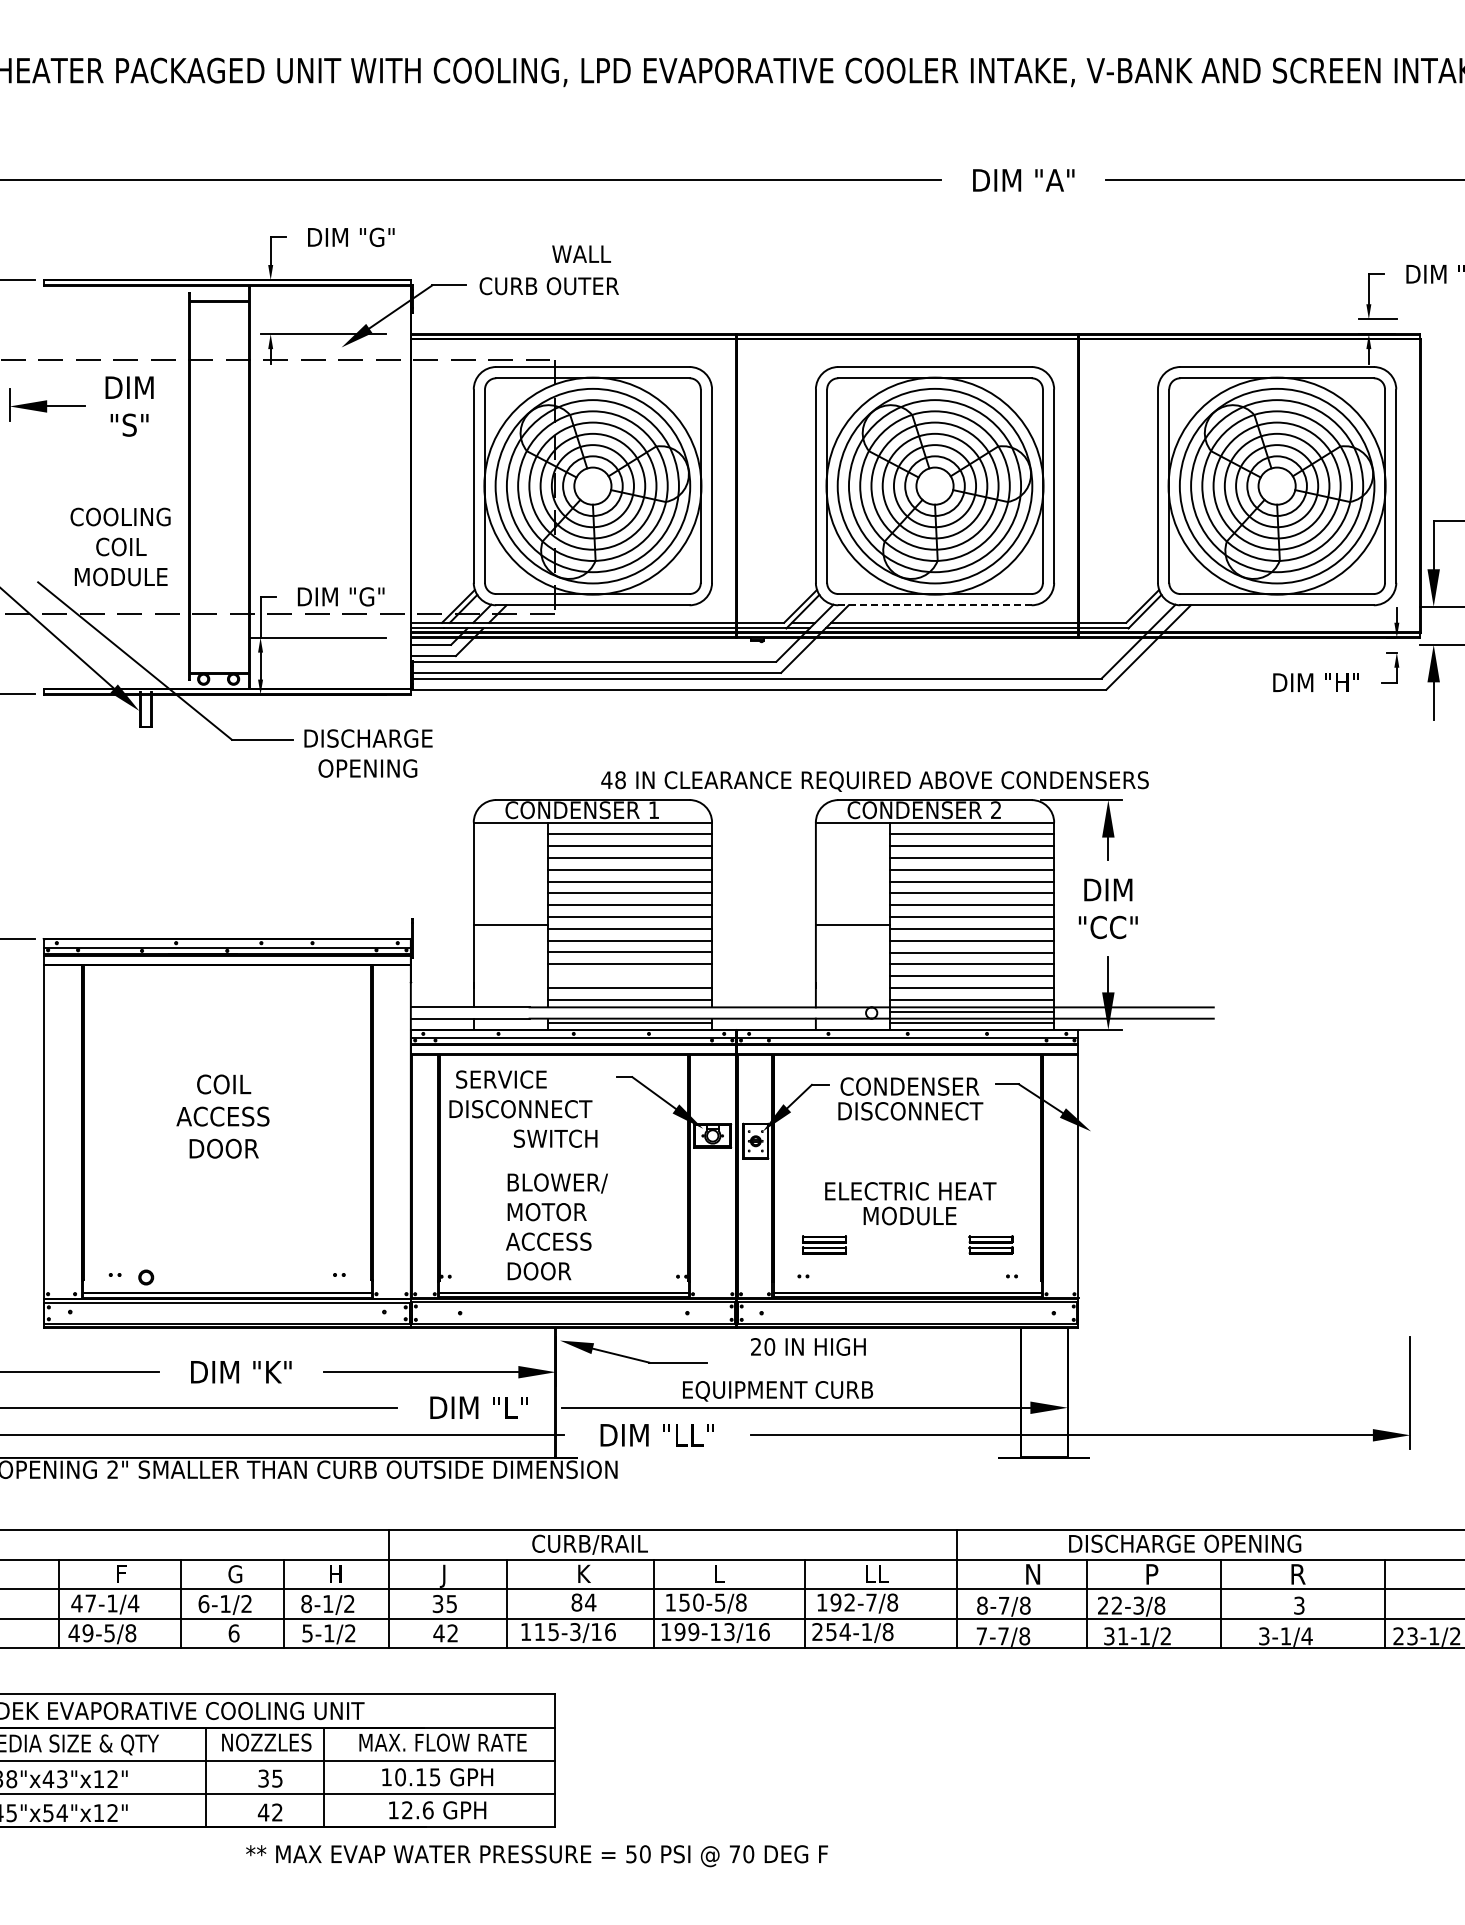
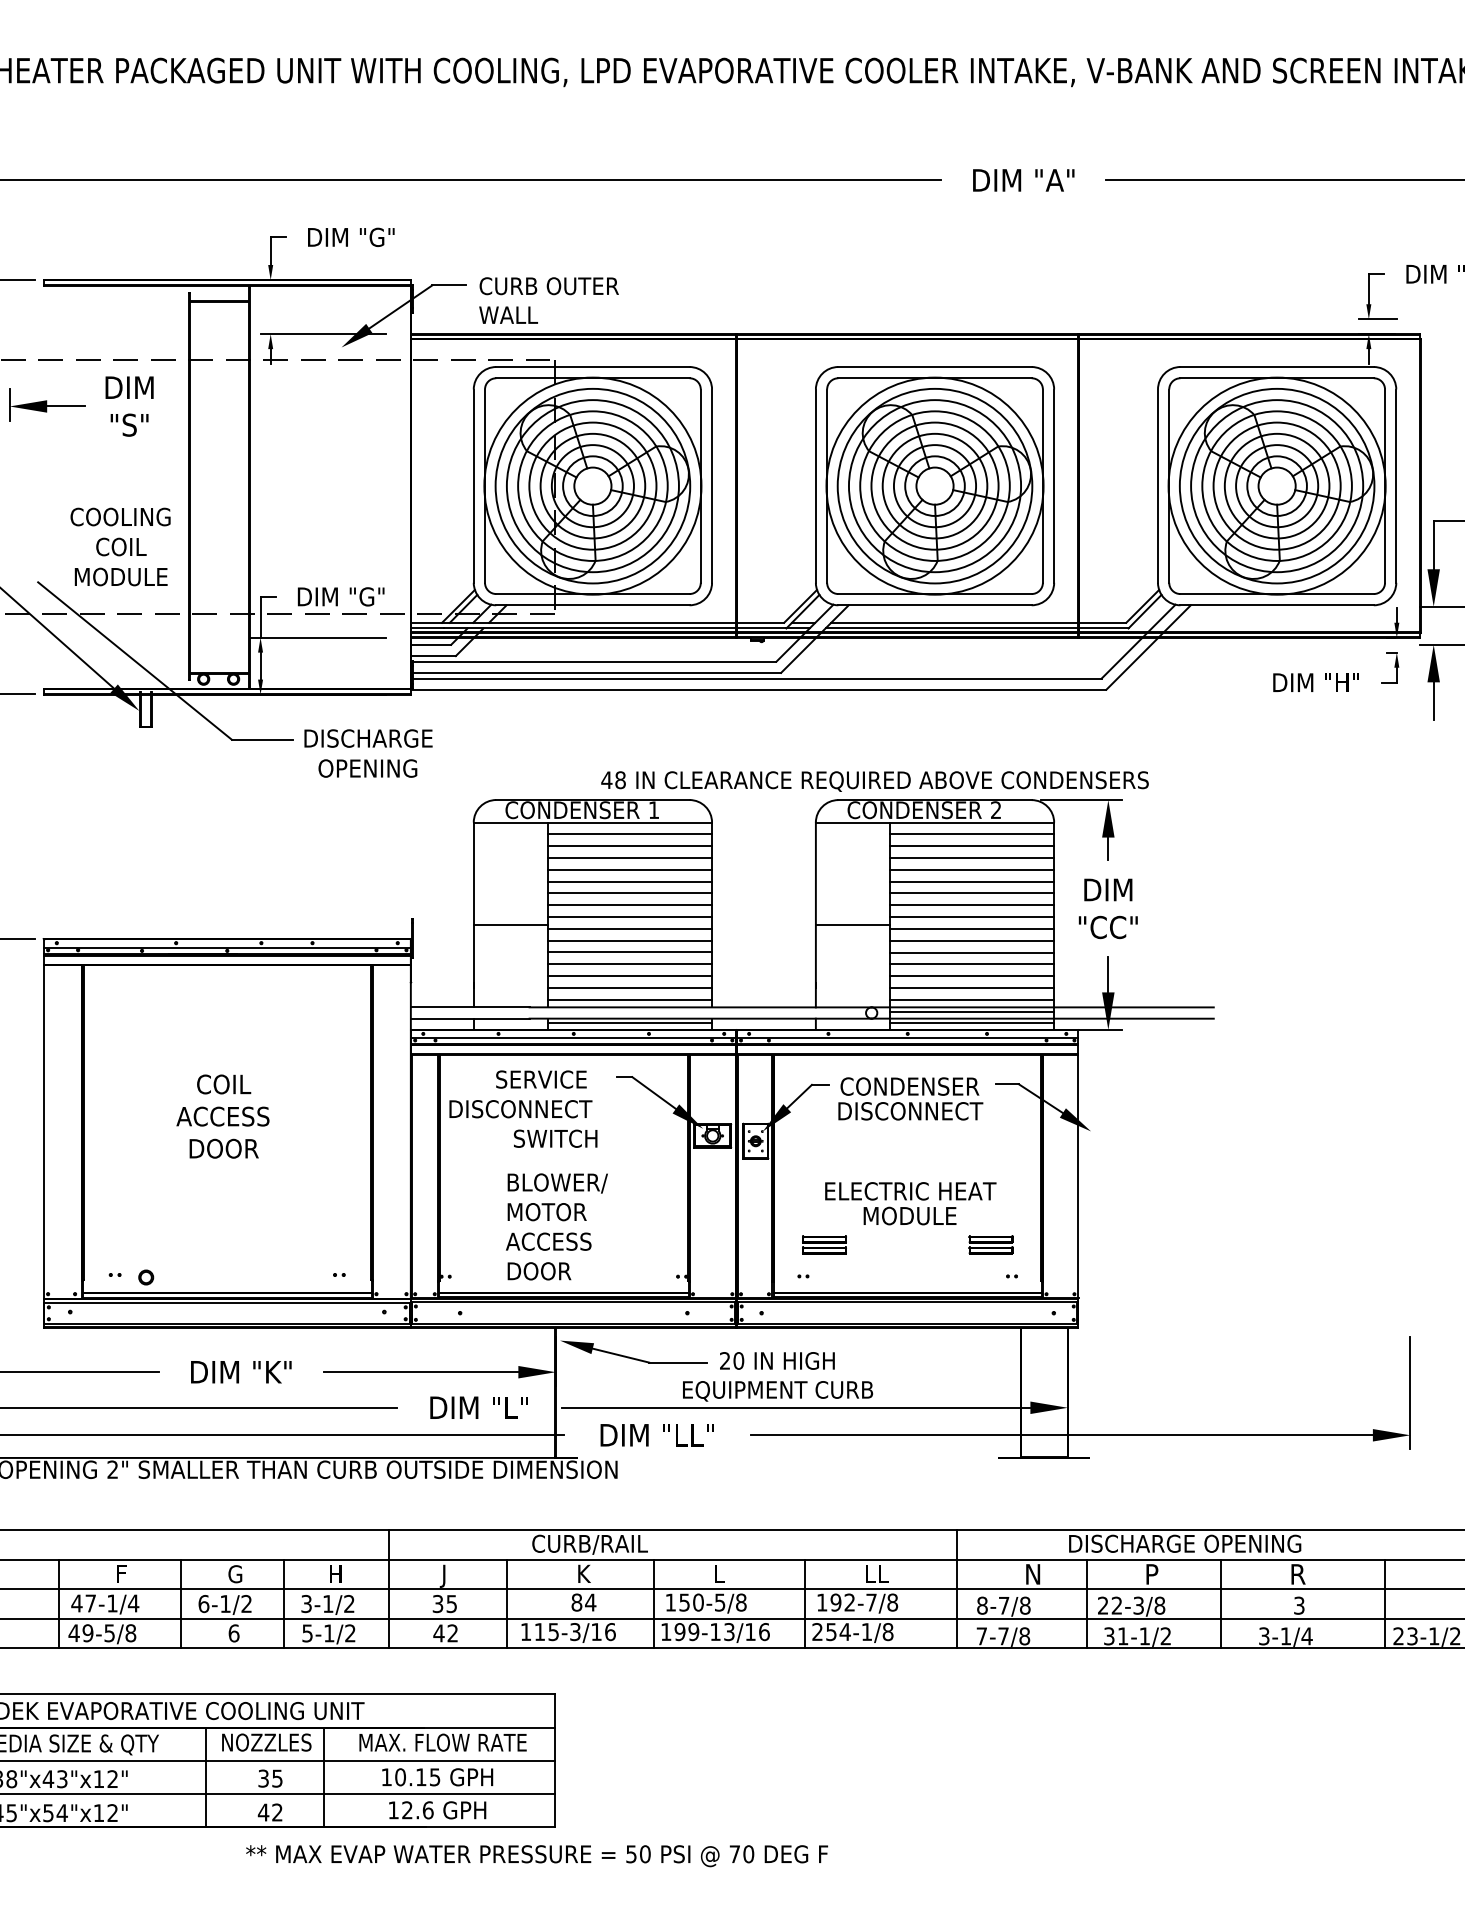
text position: (581, 253) -> (508, 314) (508, 314)
line: dashed -> solid (935, 605)
line: none -> present (629, 976)
text position: (501, 1079) -> (541, 1079) (541, 1079)
text position: (808, 1346) -> (777, 1360) (777, 1360)
text: 8-1/2 -> 3-1/2 (306, 1603)
